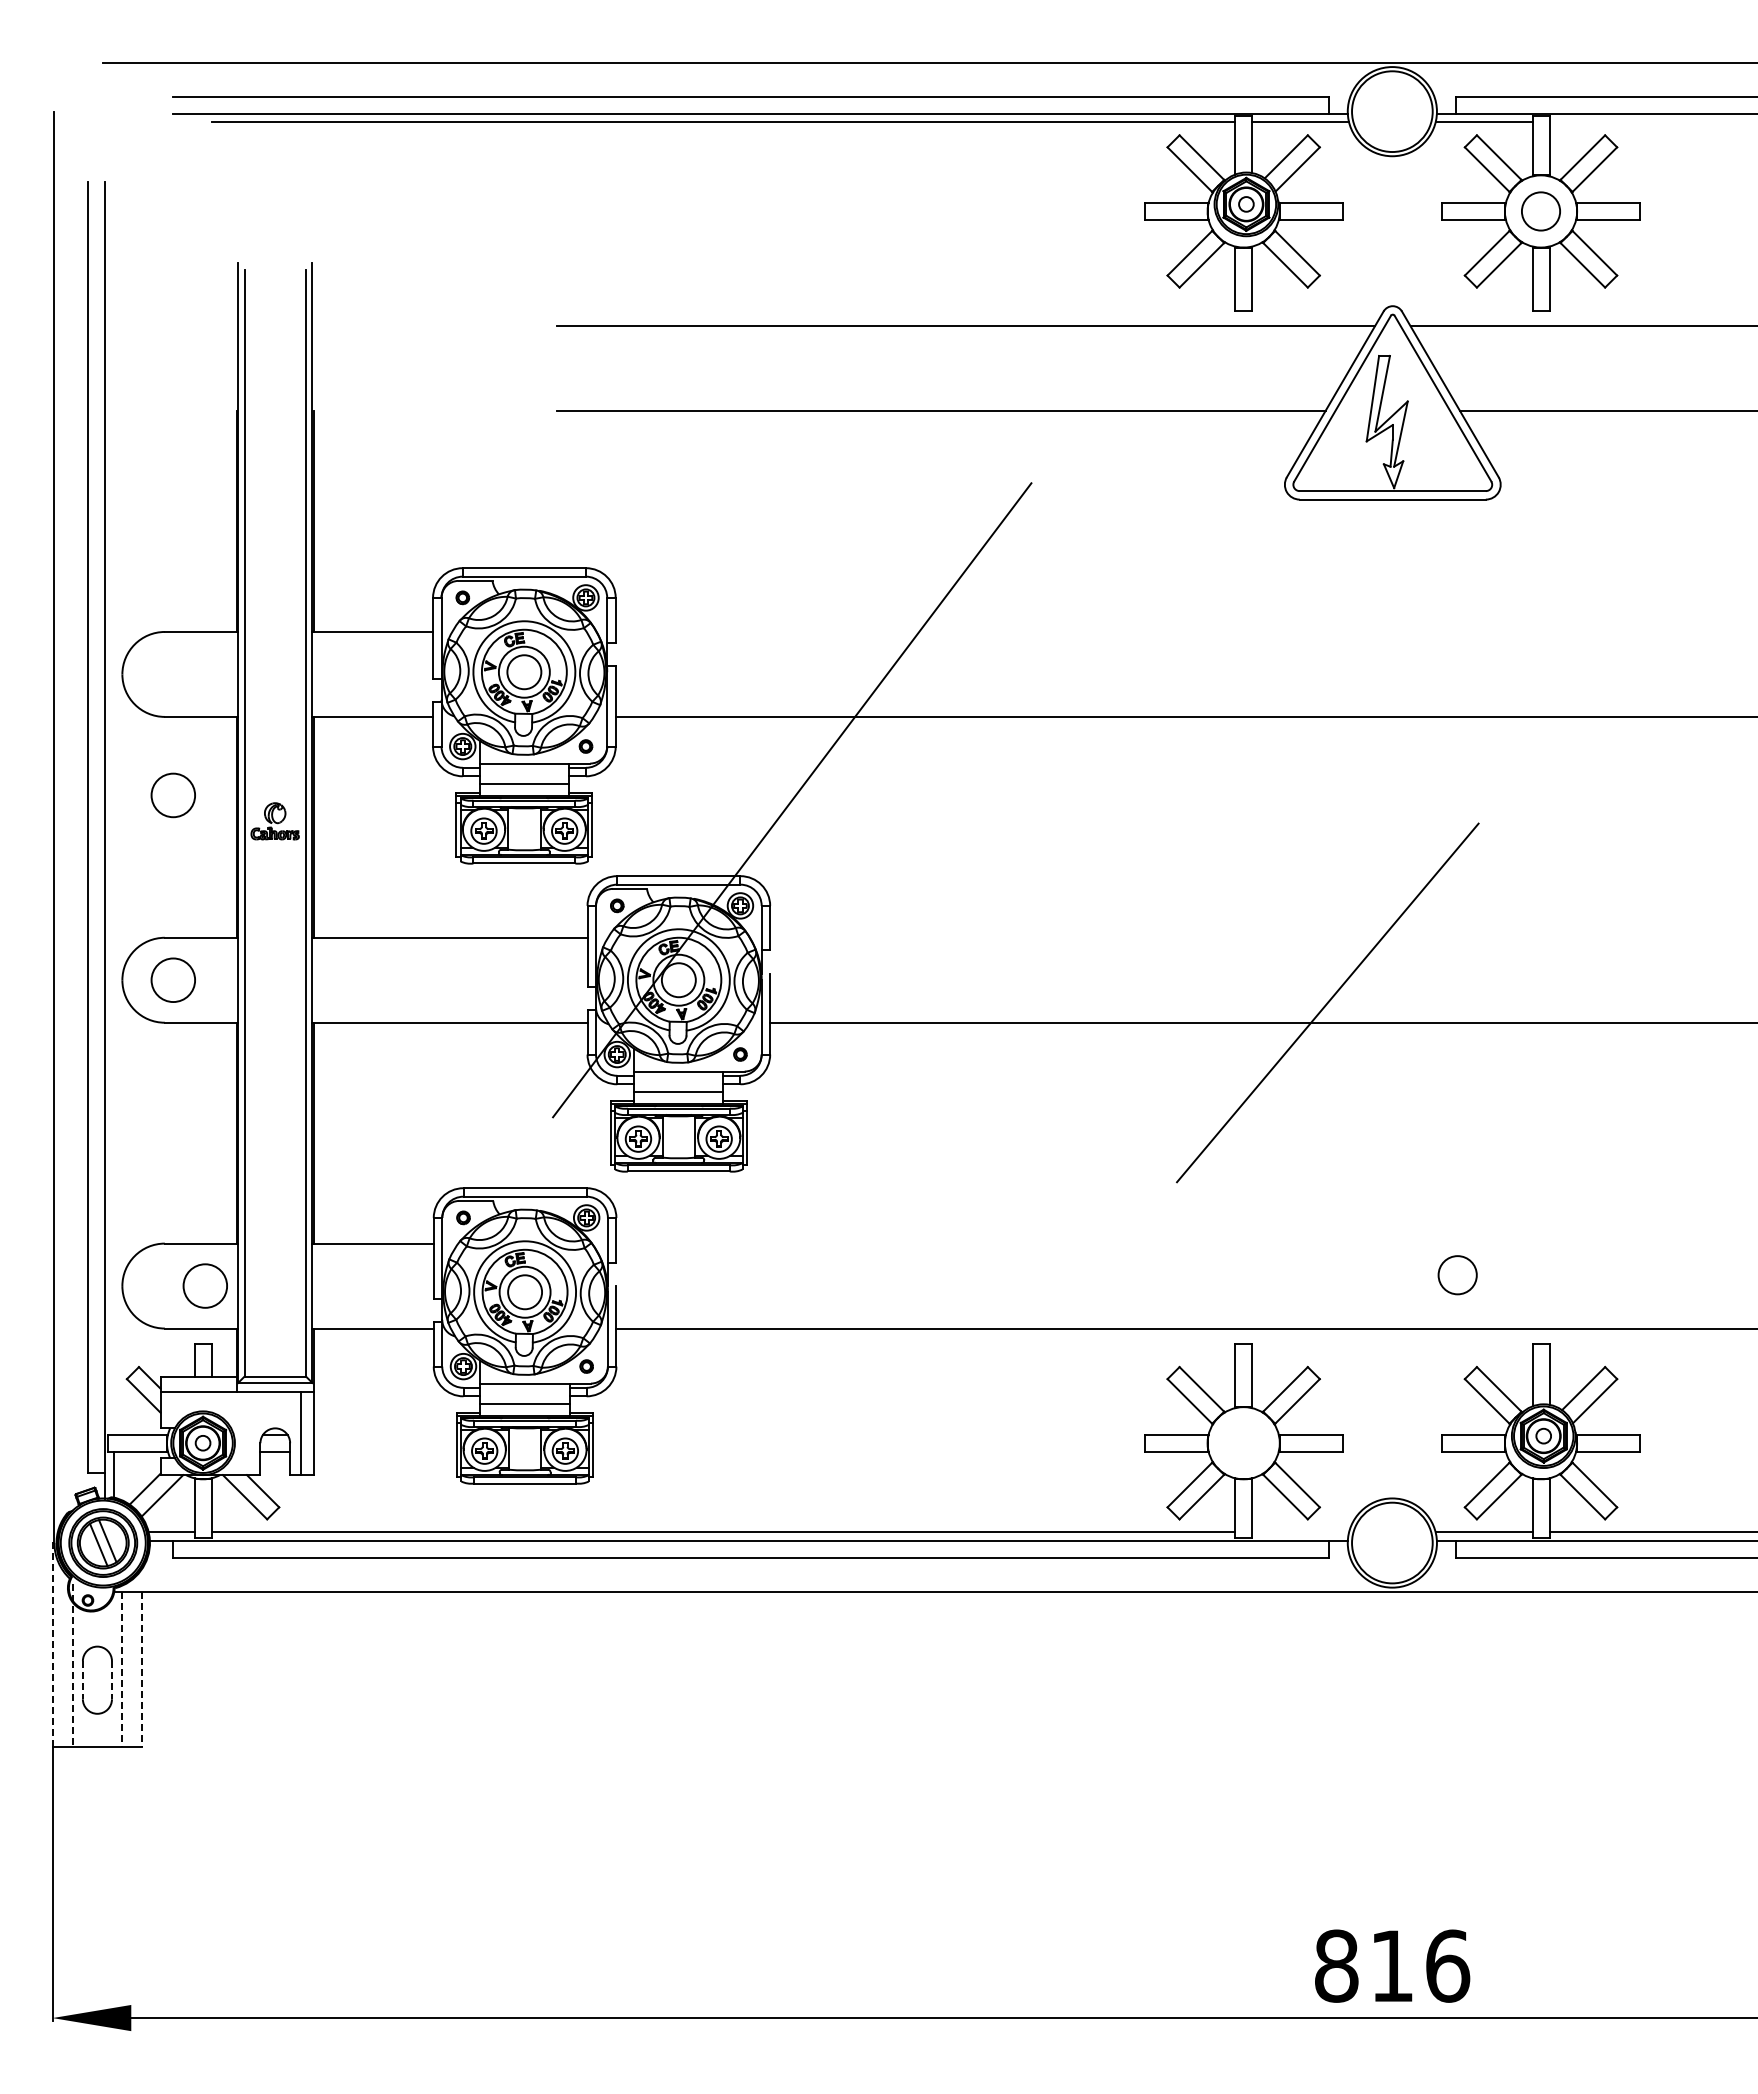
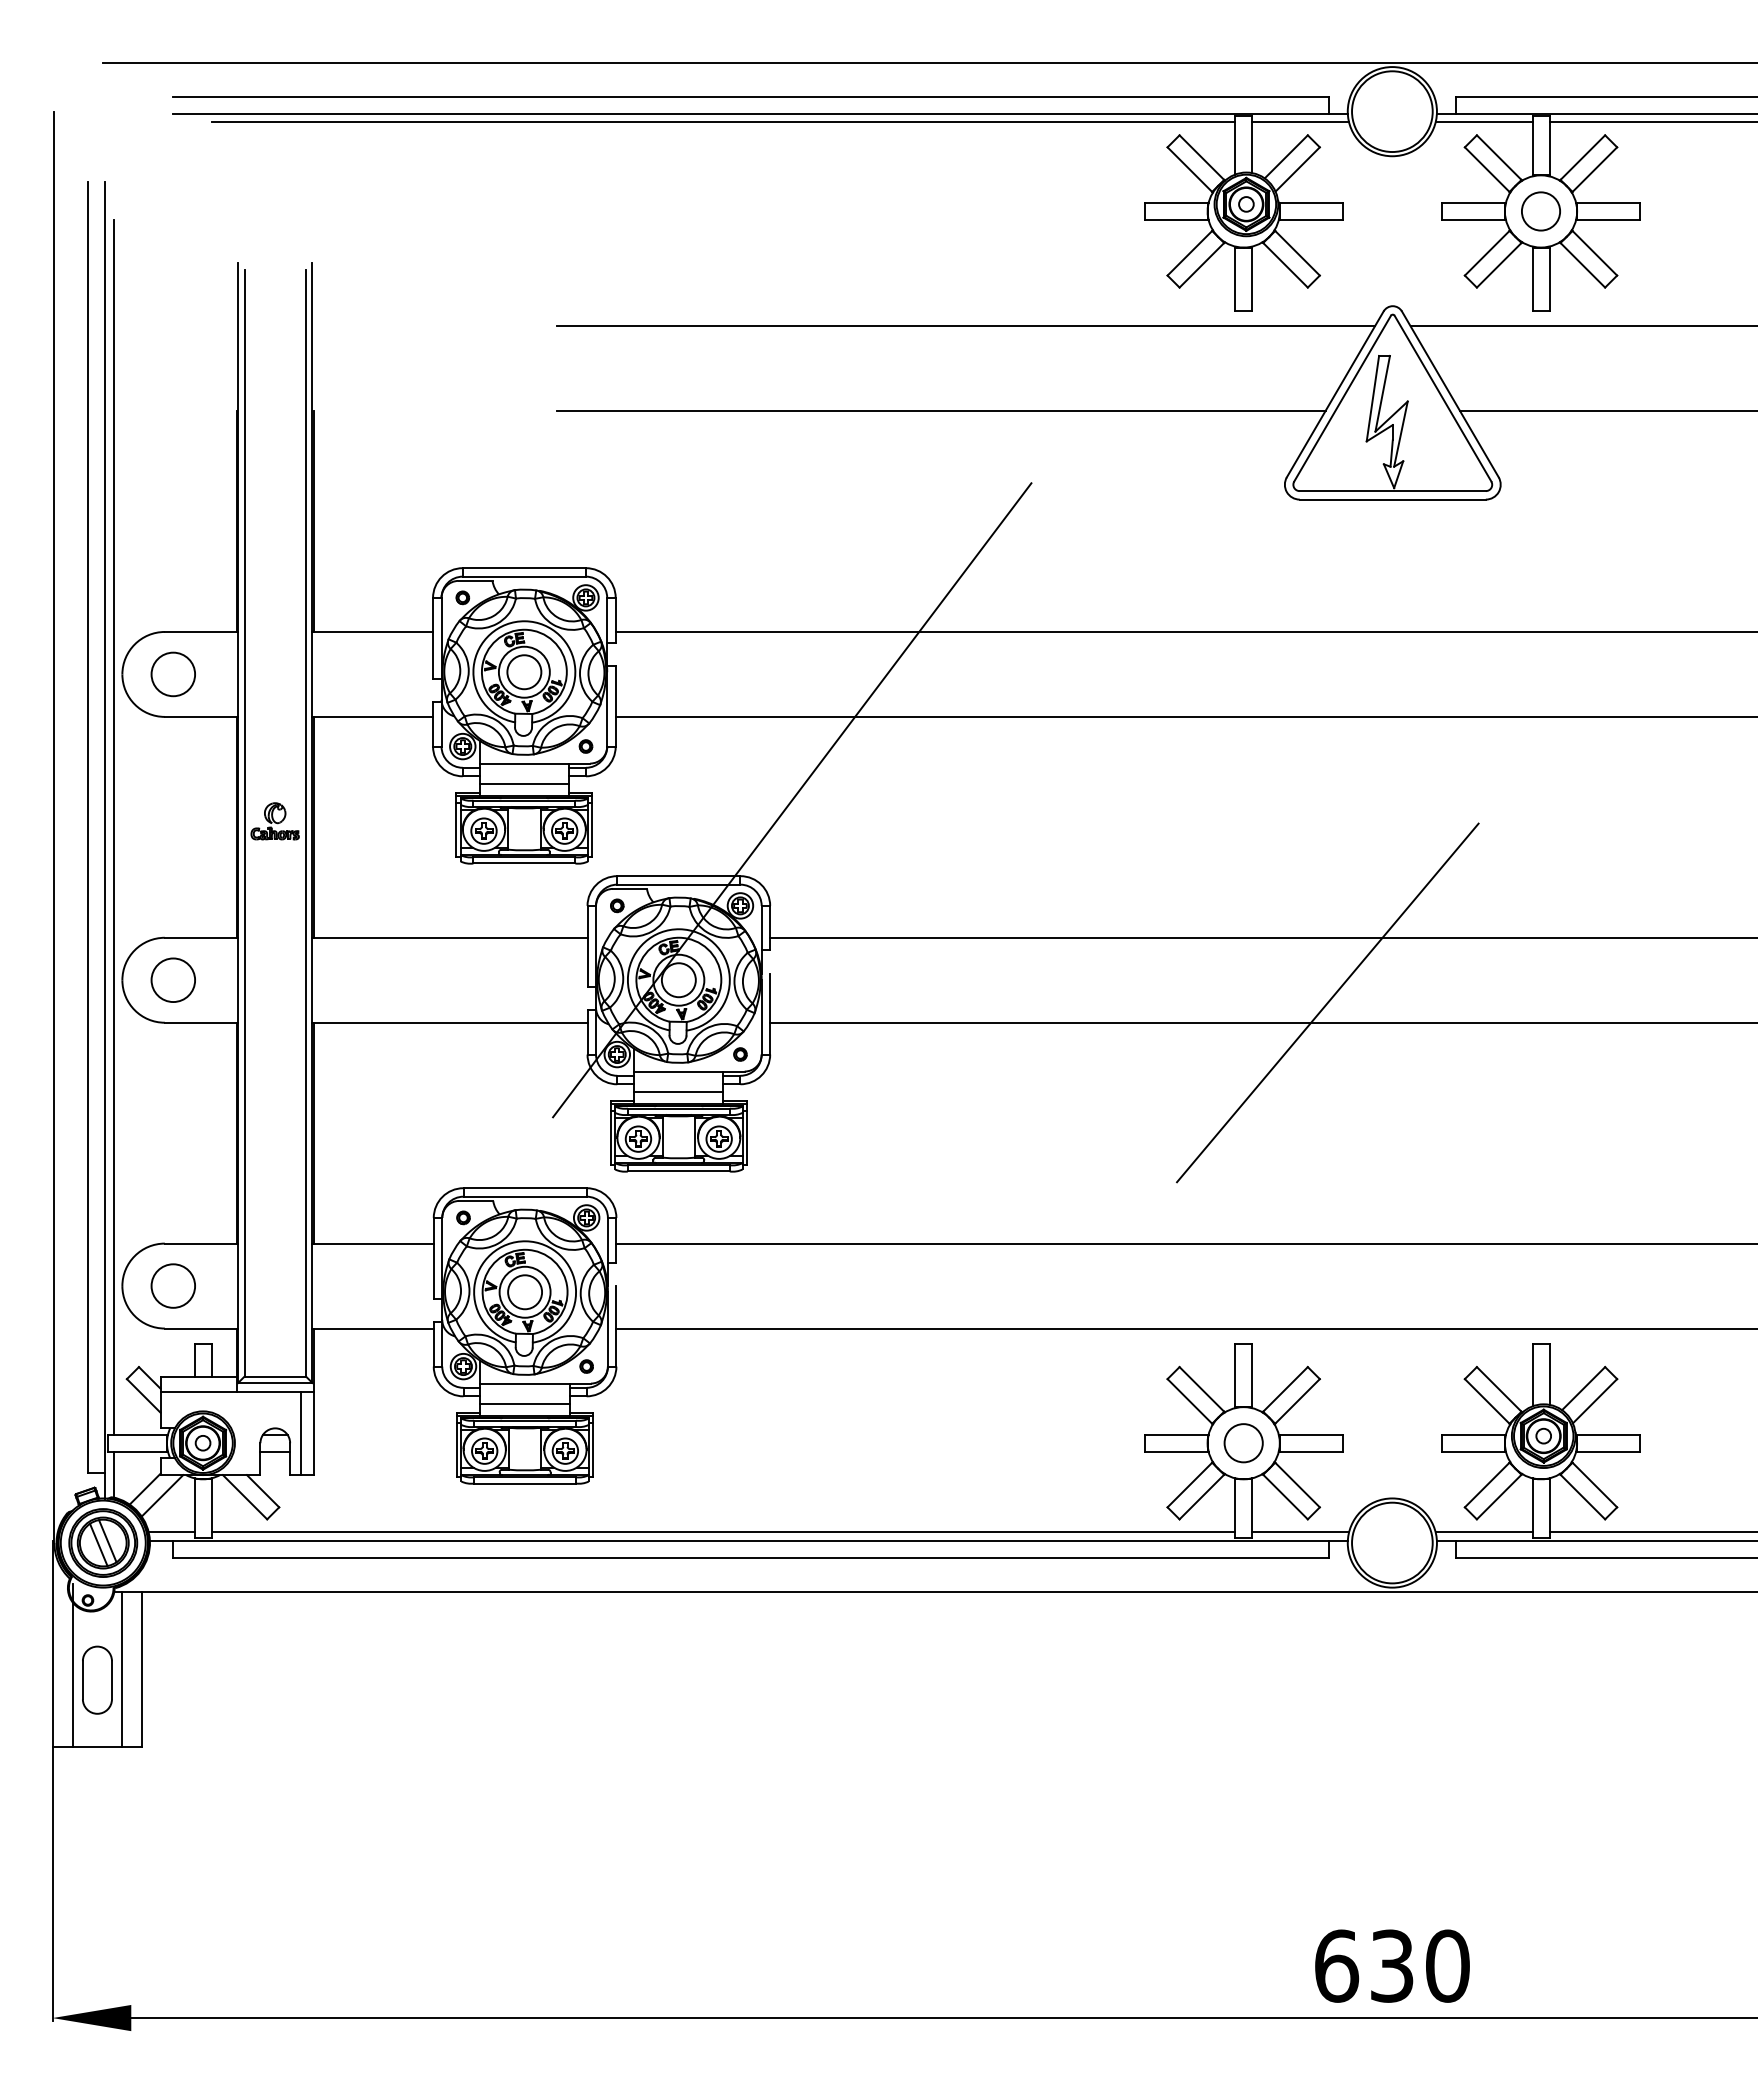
line: none -> present (1651, 122)
line: none -> present (1184, 631)
circle position: (172, 795) -> (172, 674) (172, 674)
line: none -> present (113, 826)
line: none -> present (1262, 937)
line: none -> present (1185, 1243)
circle position: (1457, 1275) -> (1243, 1443) (1243, 1443)
circle position: (204, 1285) -> (172, 1285) (172, 1285)
line: none -> present (1300, 1532)
line: dashed -> solid (52, 1643)
line: dashed -> solid (72, 1665)
line: dashed -> solid (122, 1669)
line: dashed -> solid (142, 1669)
line: dashed -> solid (82, 1680)
line: dashed -> solid (111, 1680)
text: 816 -> 630 (1392, 1965)
